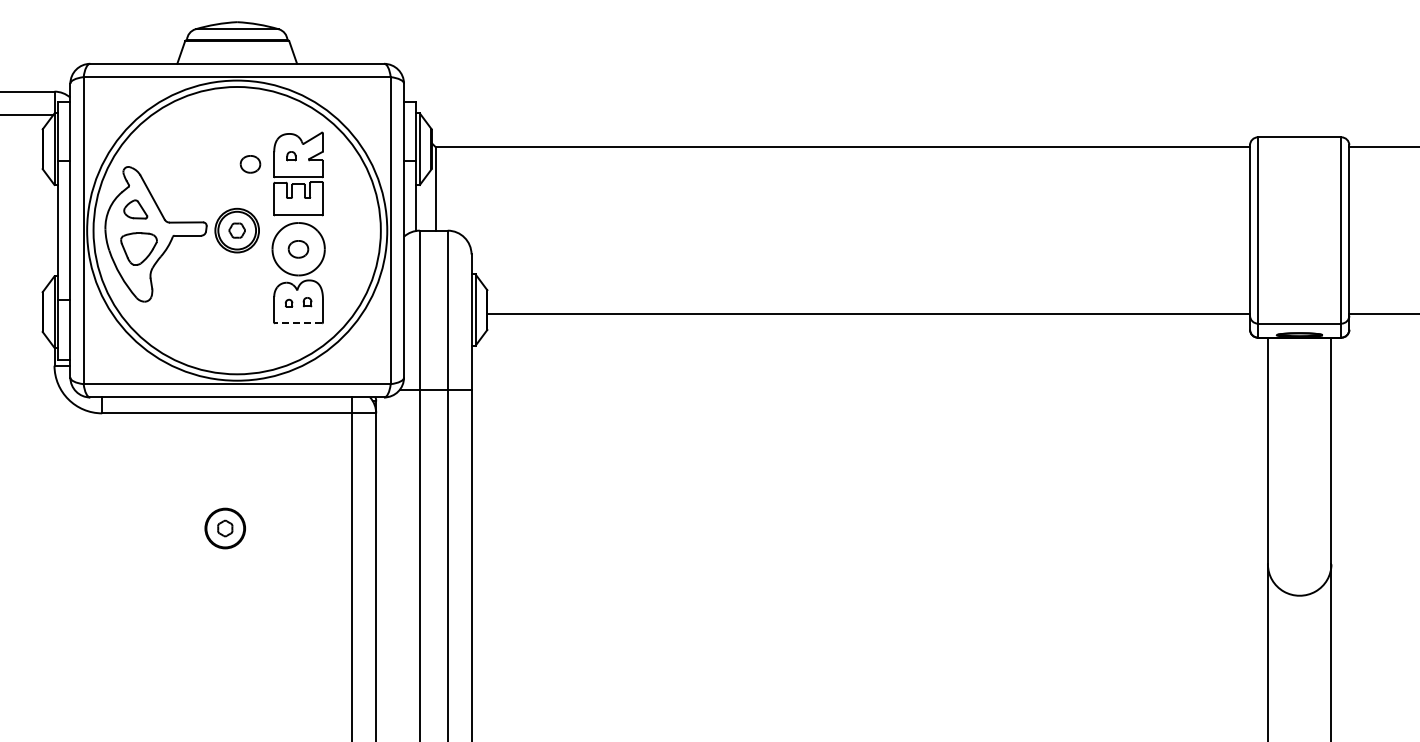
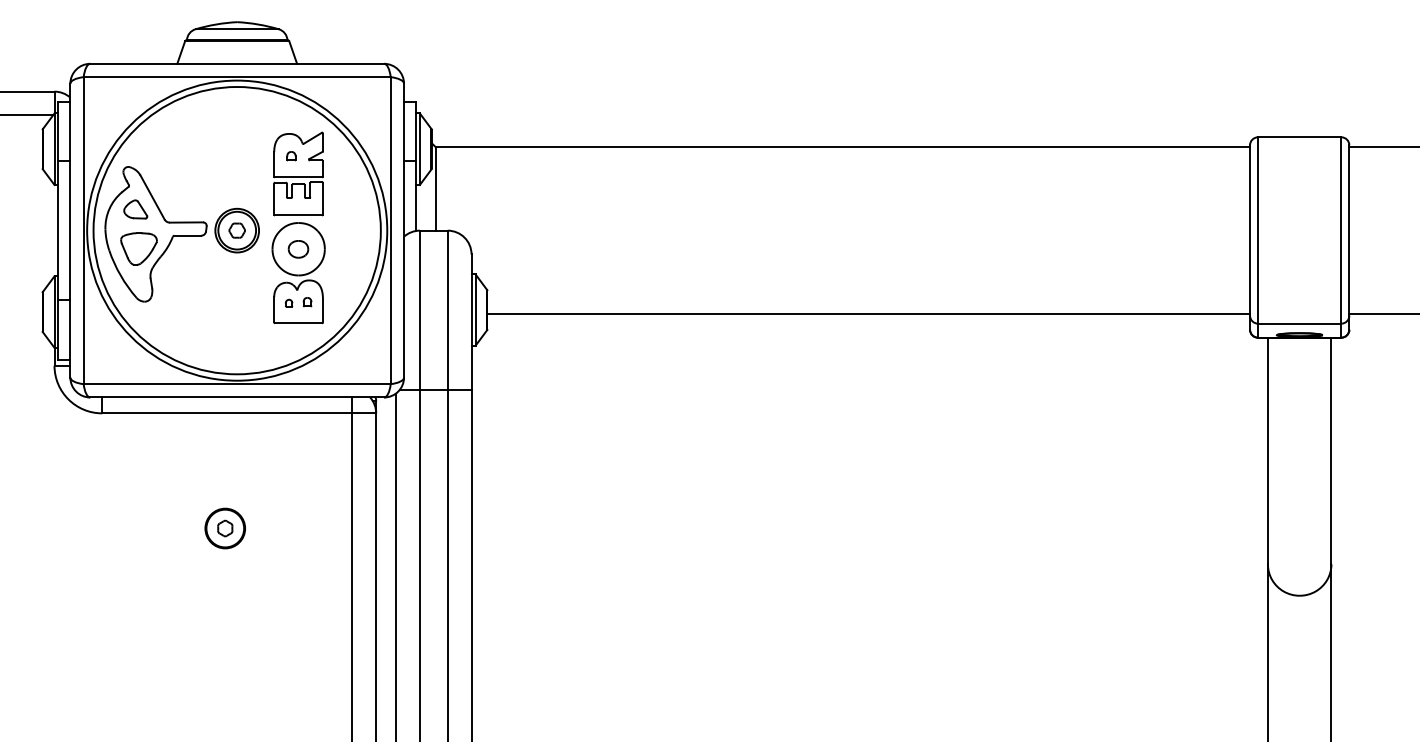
part: present -> none (250, 164)
line: dashed -> solid (298, 323)
line: none -> present (396, 565)
